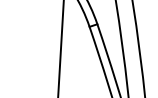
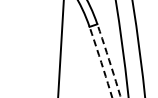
arc: solid -> dashed (109, 60)
arc: solid -> dashed (101, 61)
